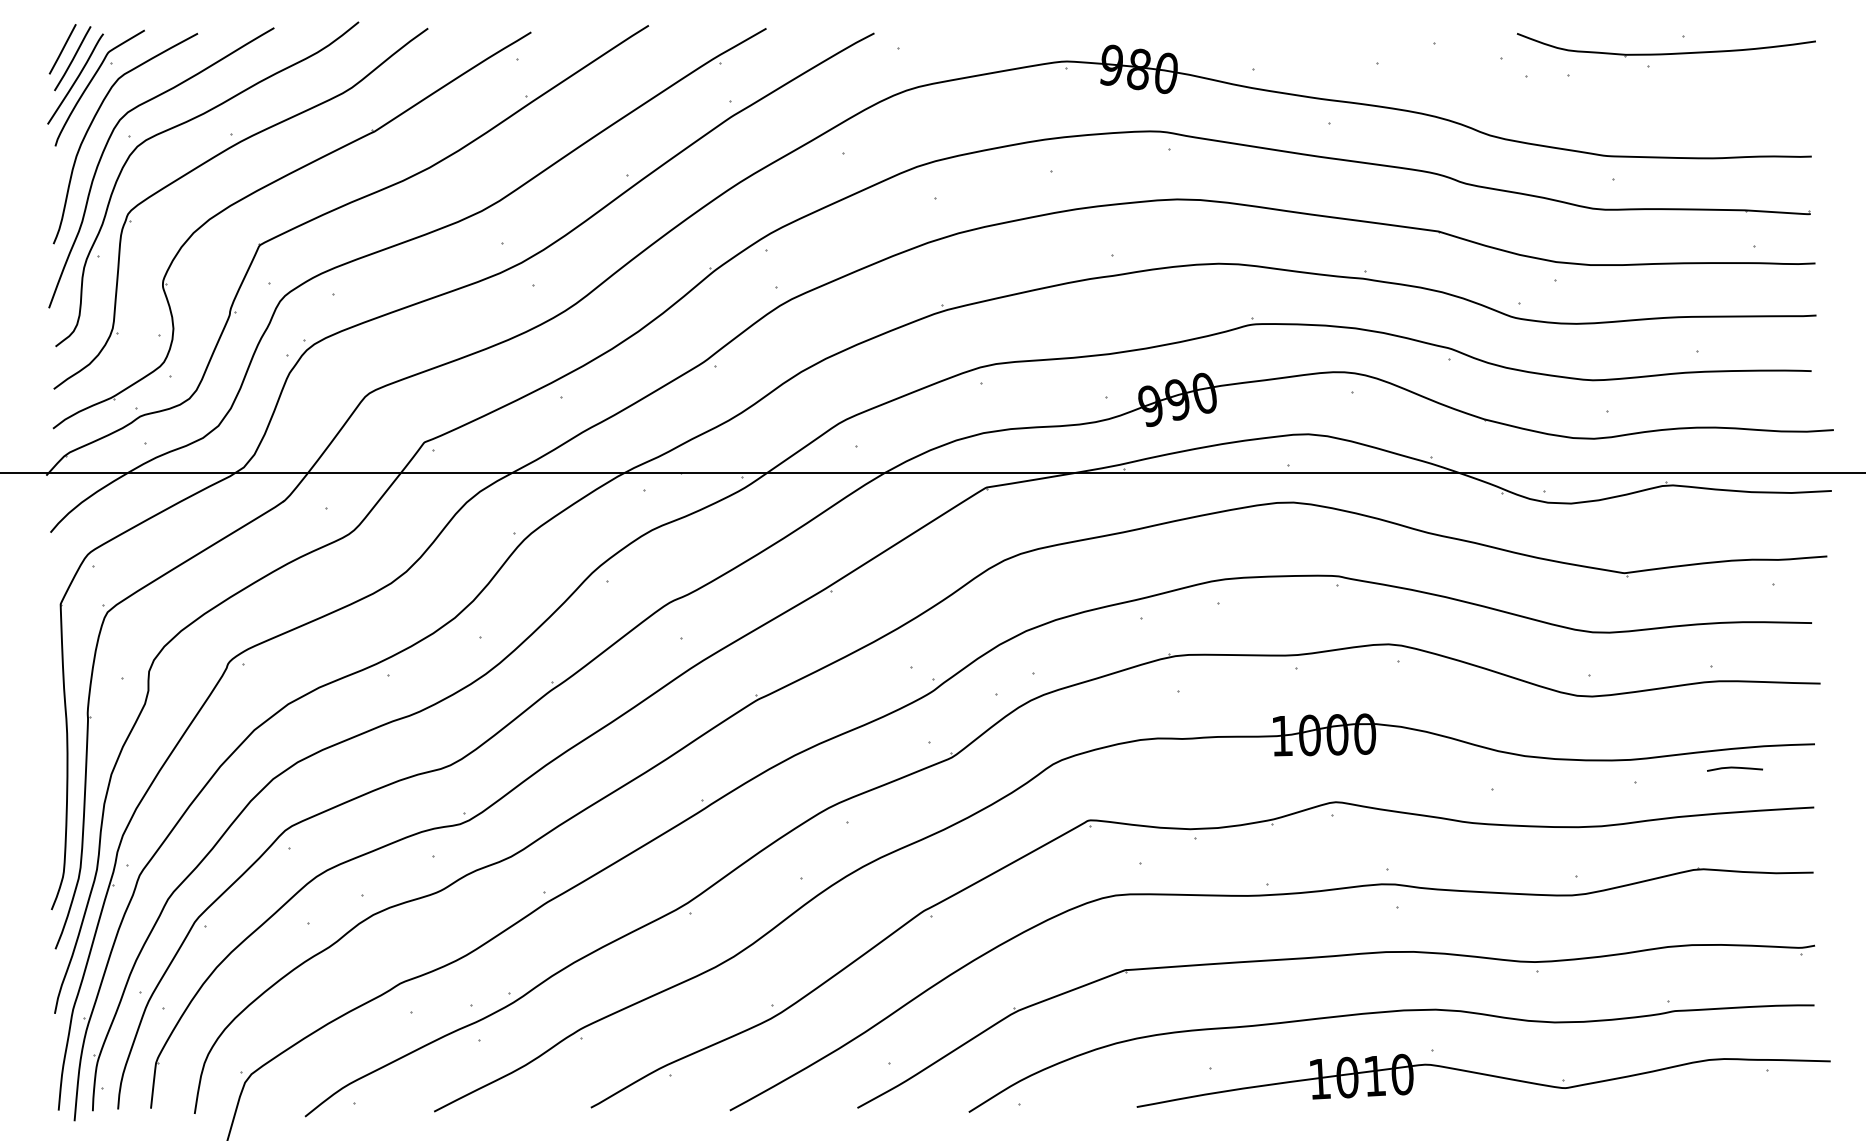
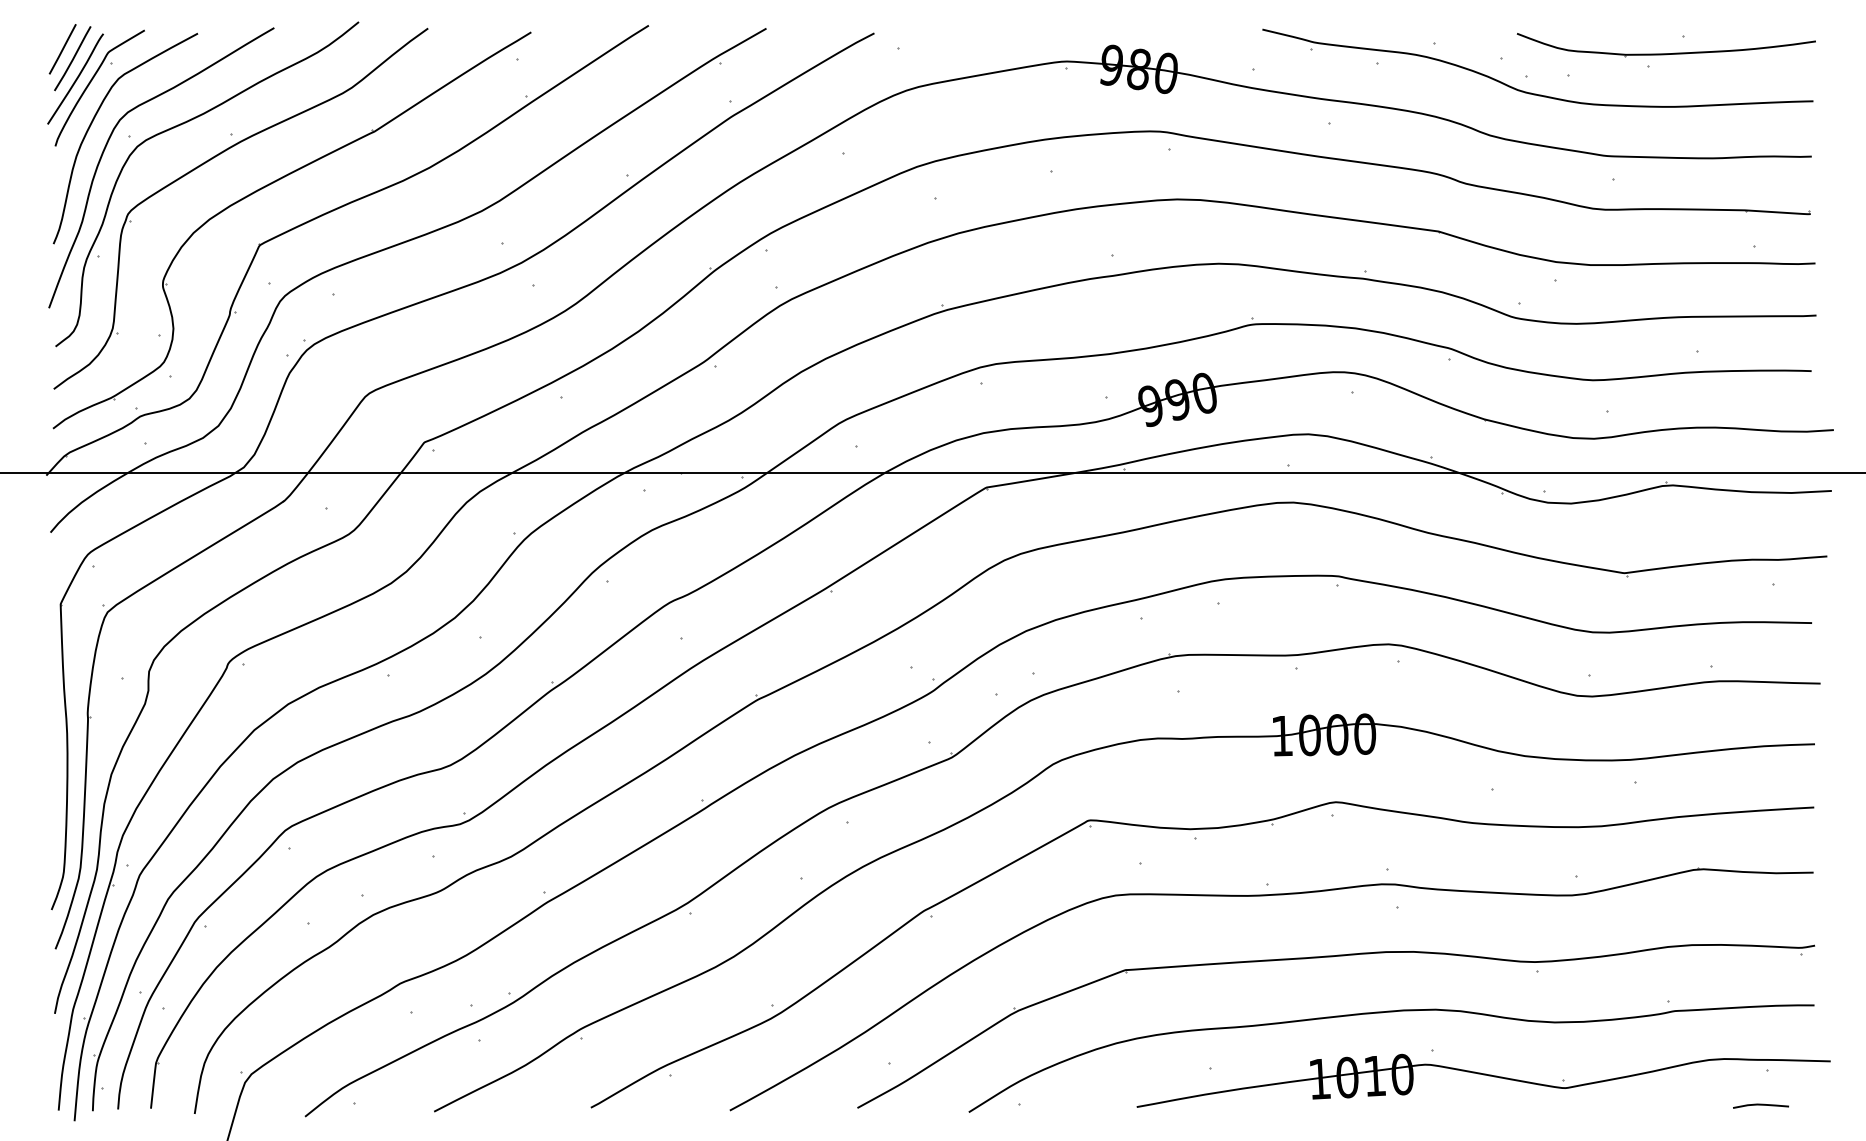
part: none -> present (1531, 92)
curve position: (1734, 768) -> (1760, 1105) (1760, 1105)
